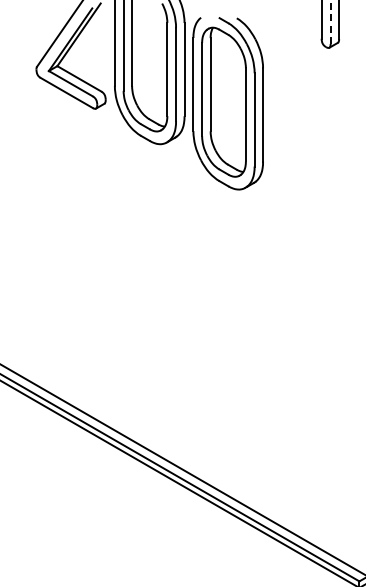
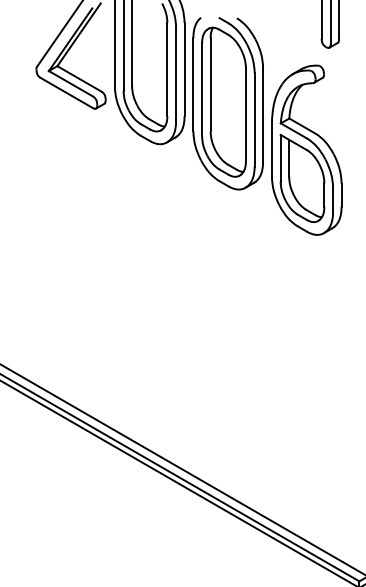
line: dashed -> solid (330, 22)
part: none -> present (306, 149)
